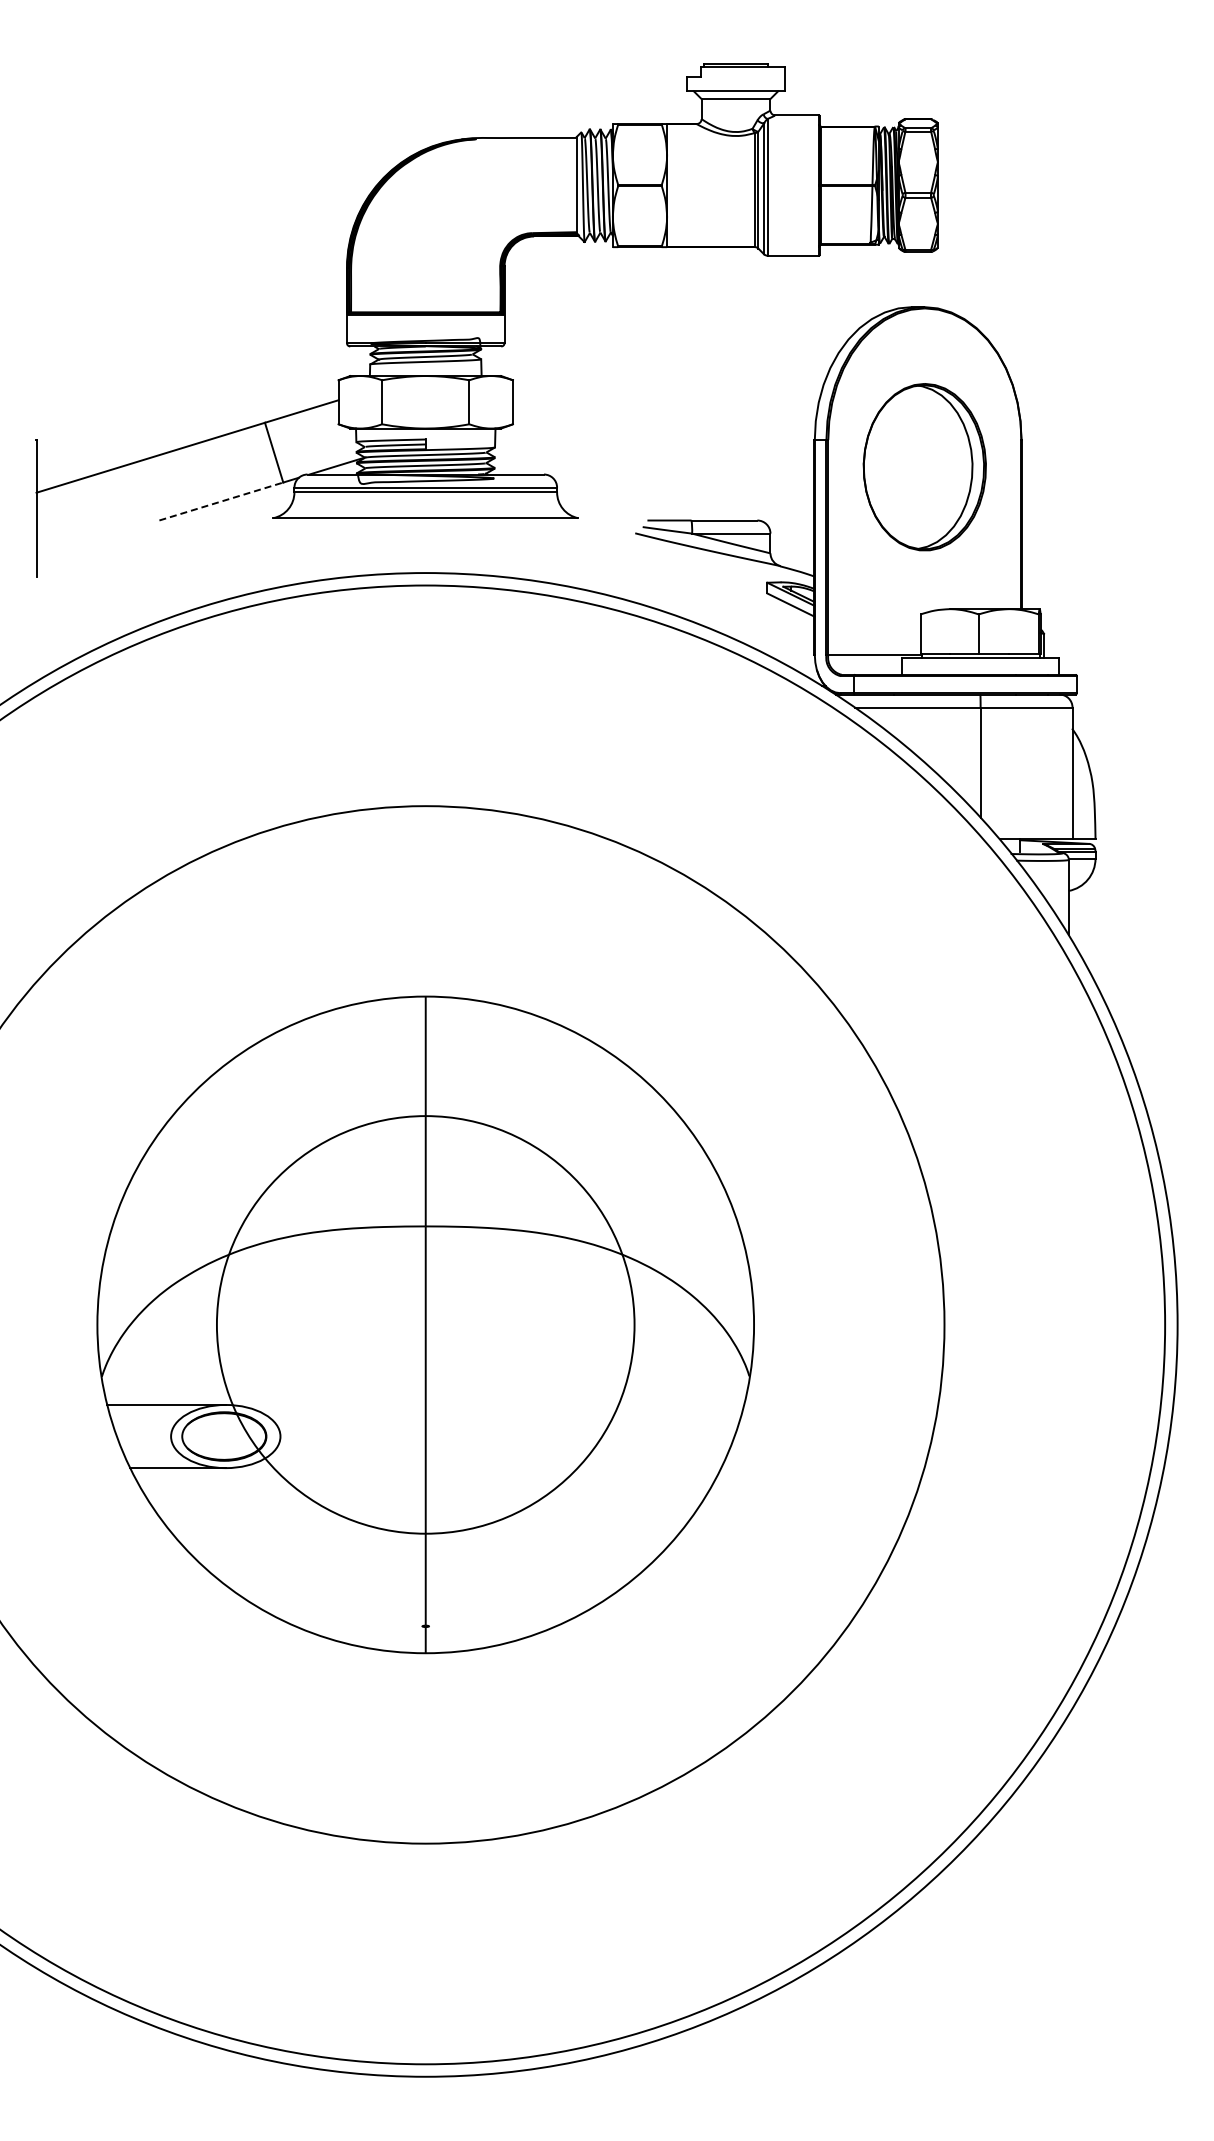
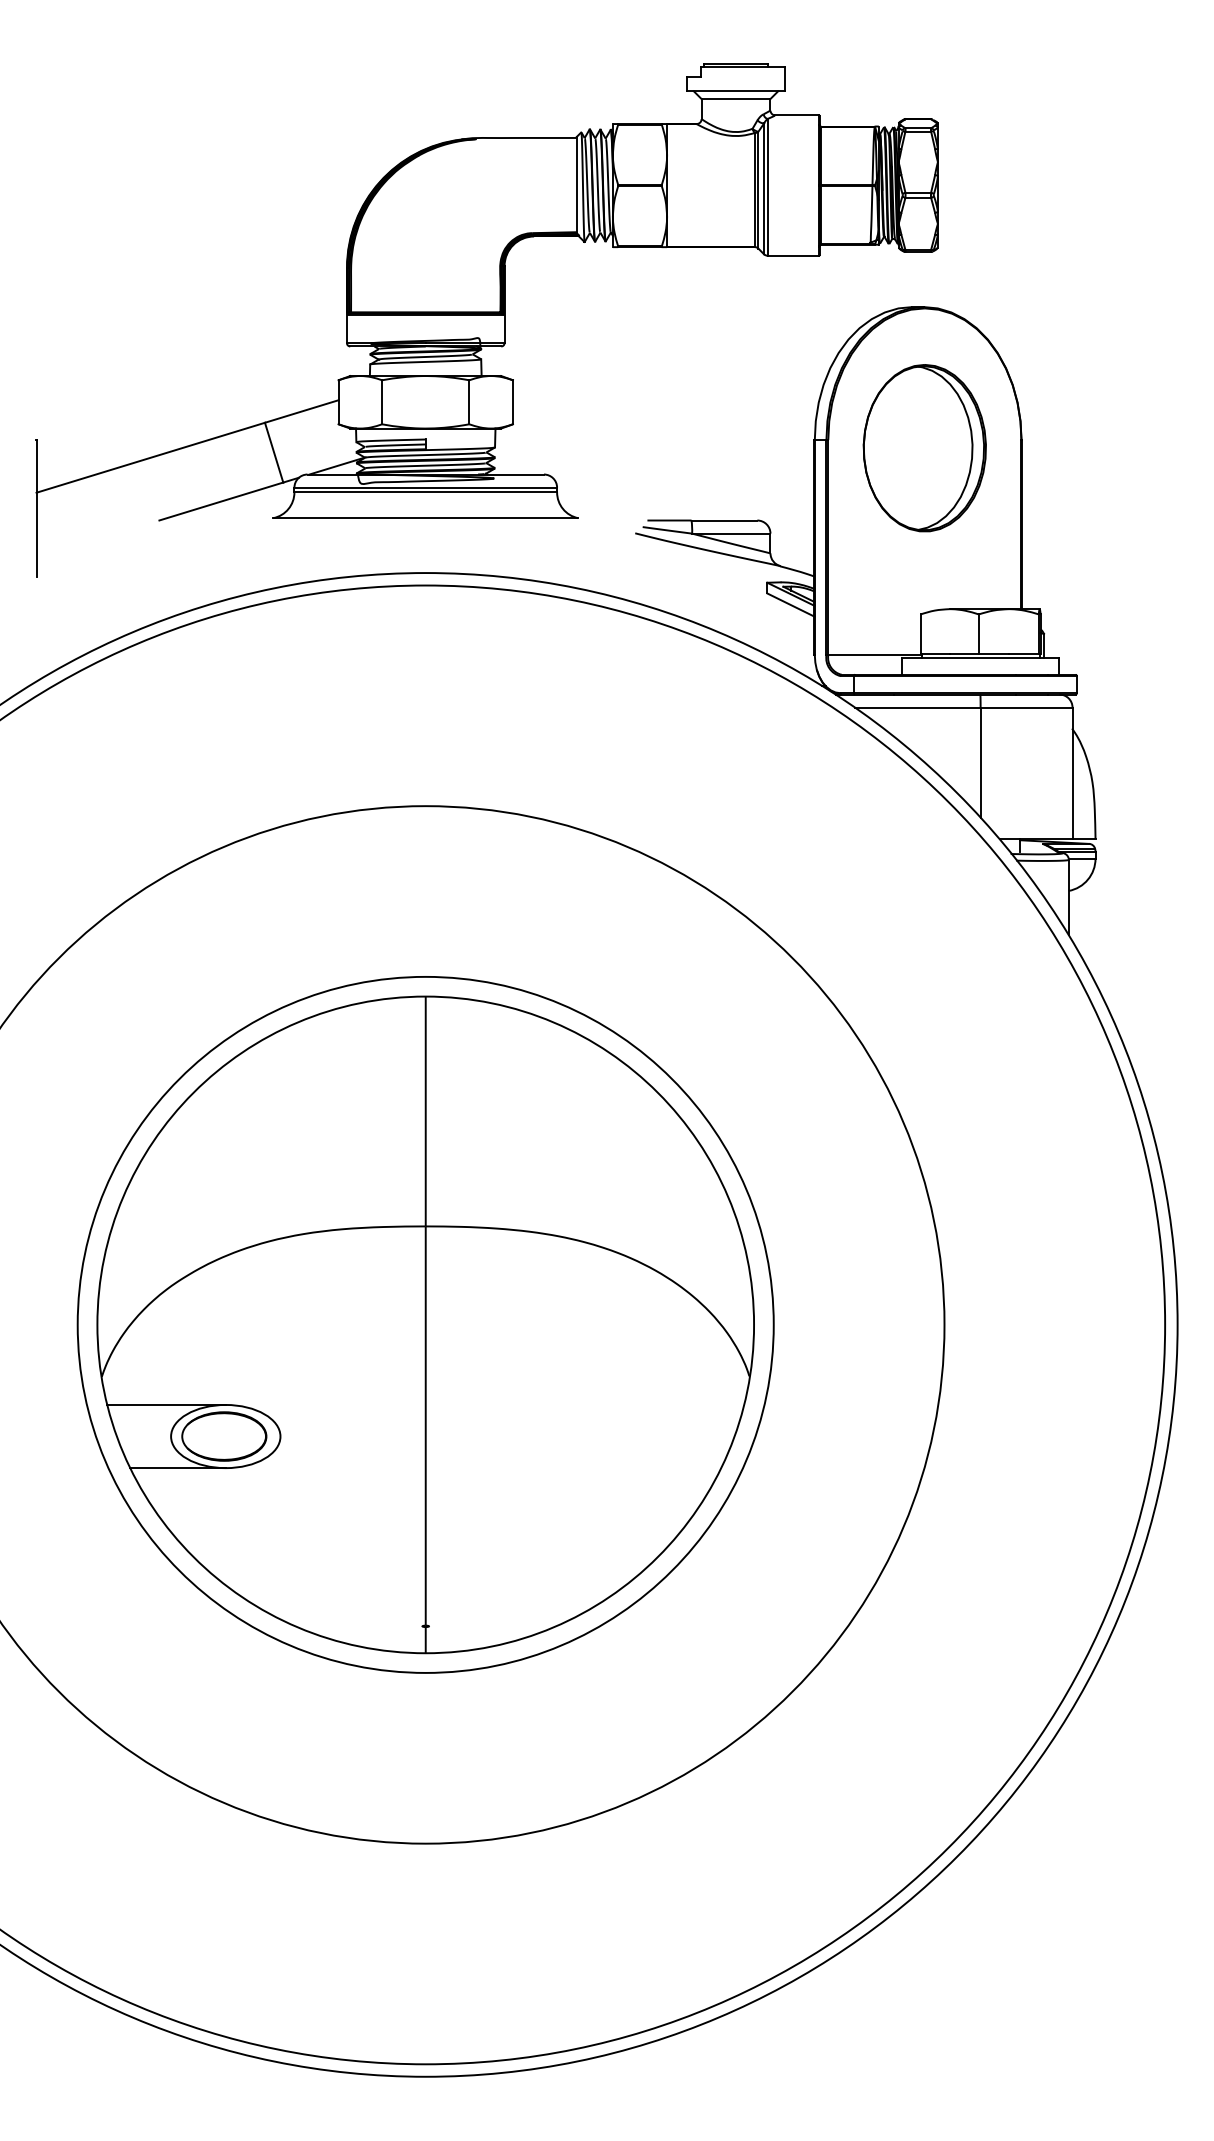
part position: (924, 467) -> (924, 448) (924, 448)
line: dashed -> solid (221, 501)
circle diameter: 418 px -> 696 px (425, 1324)
